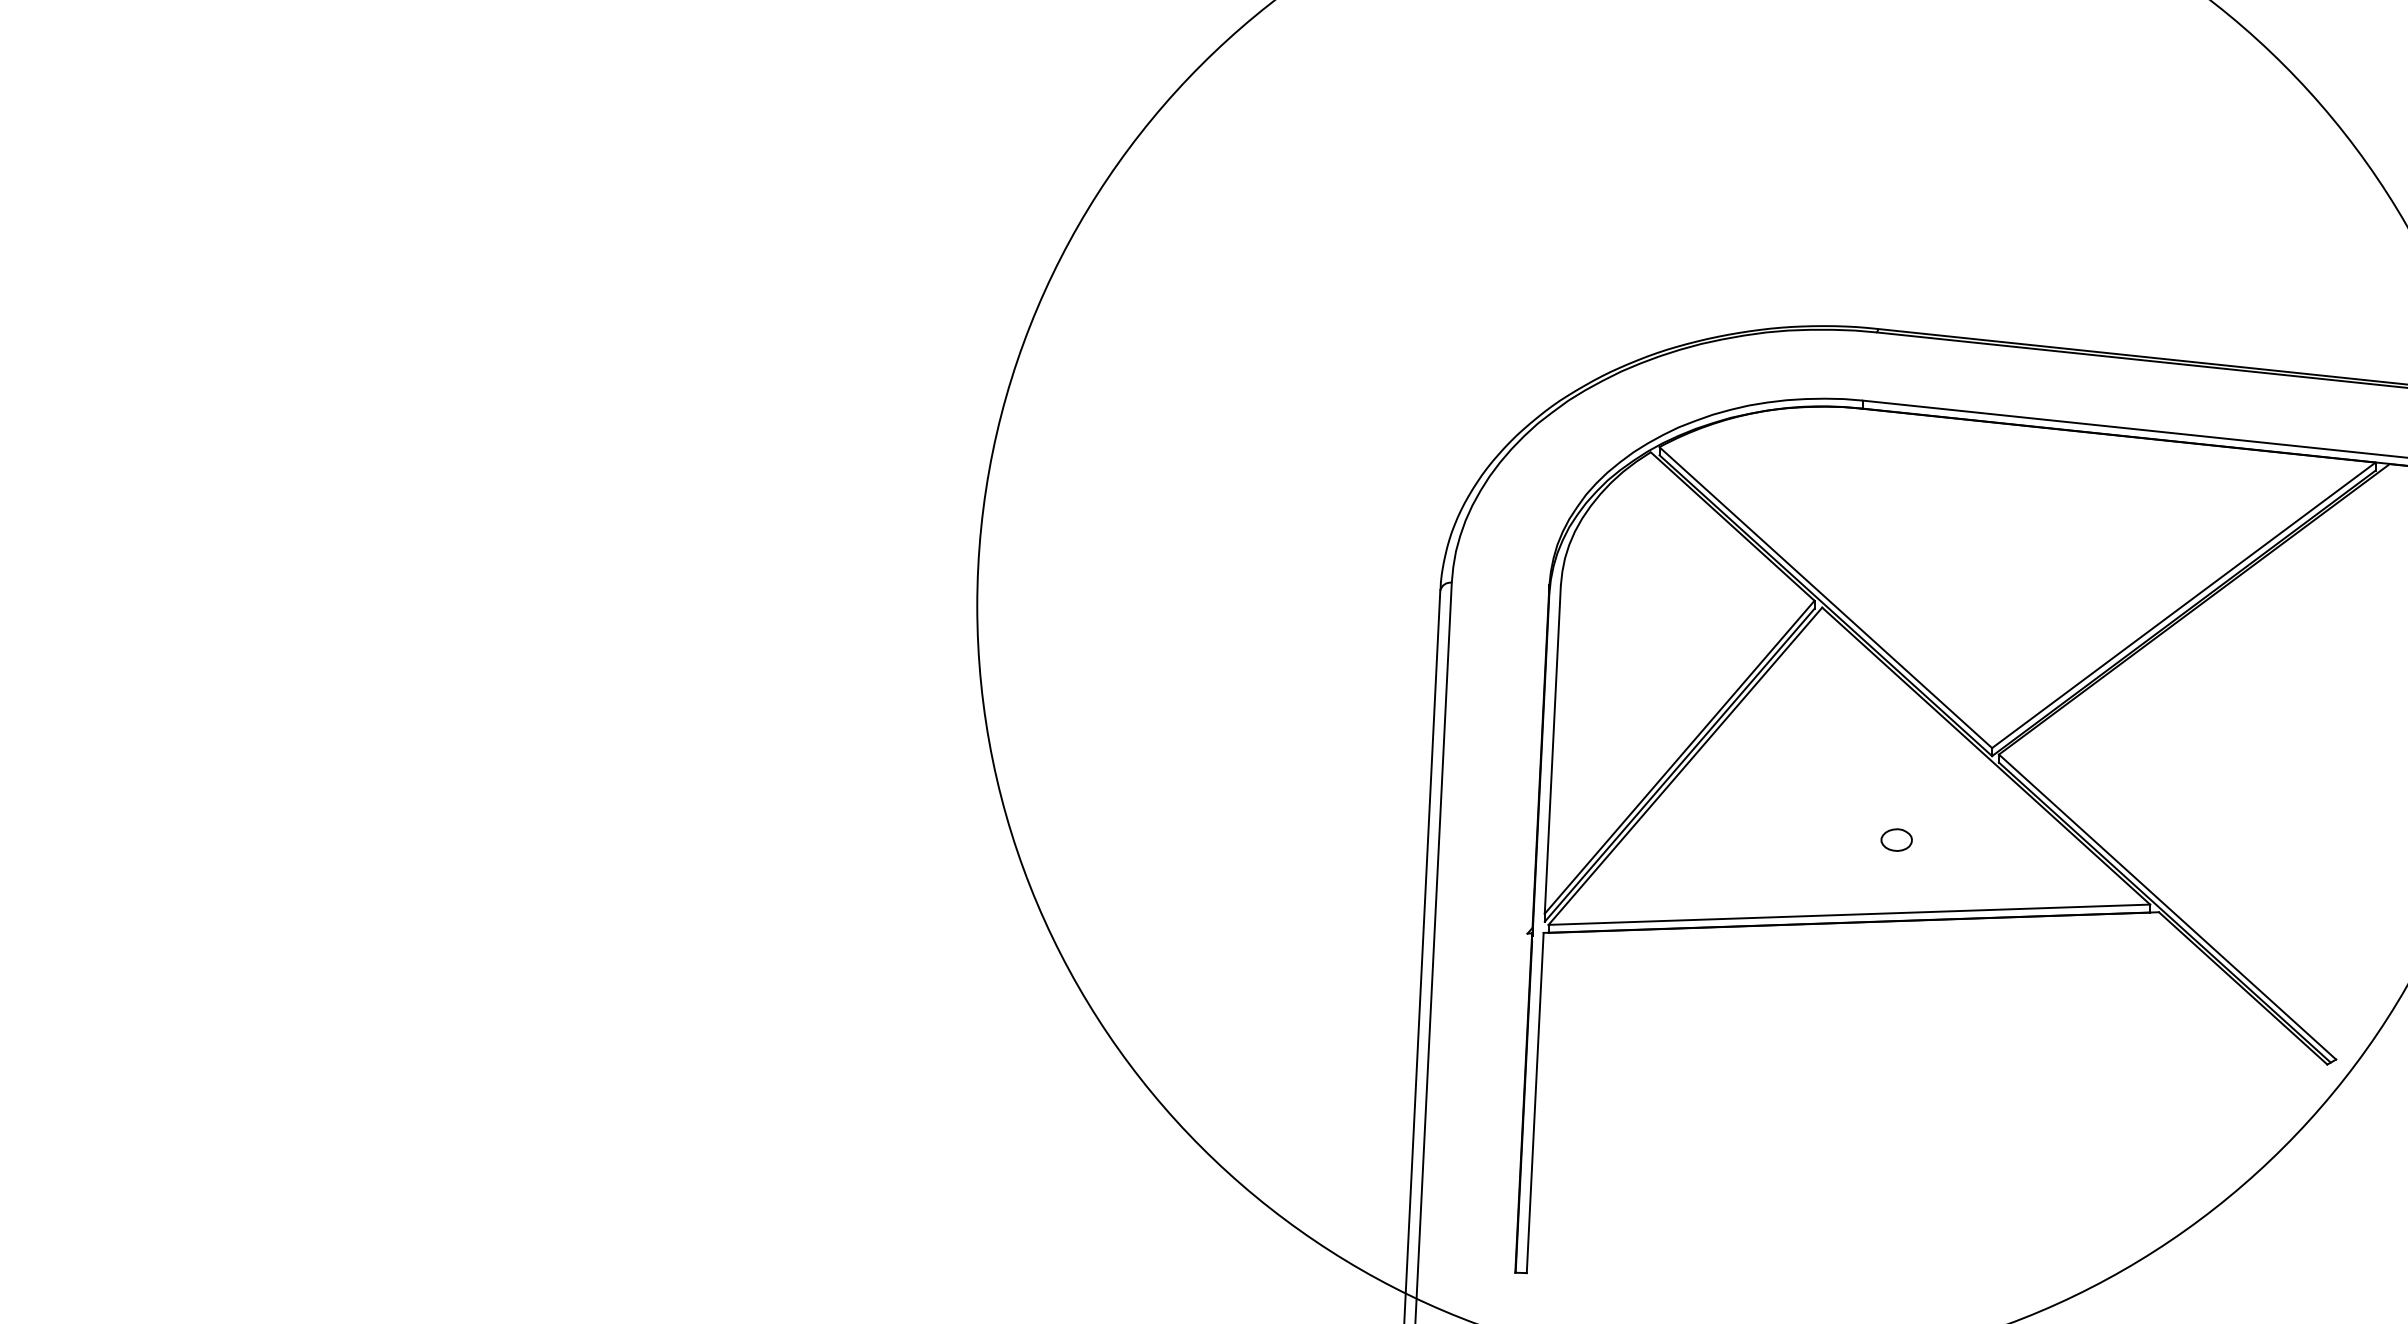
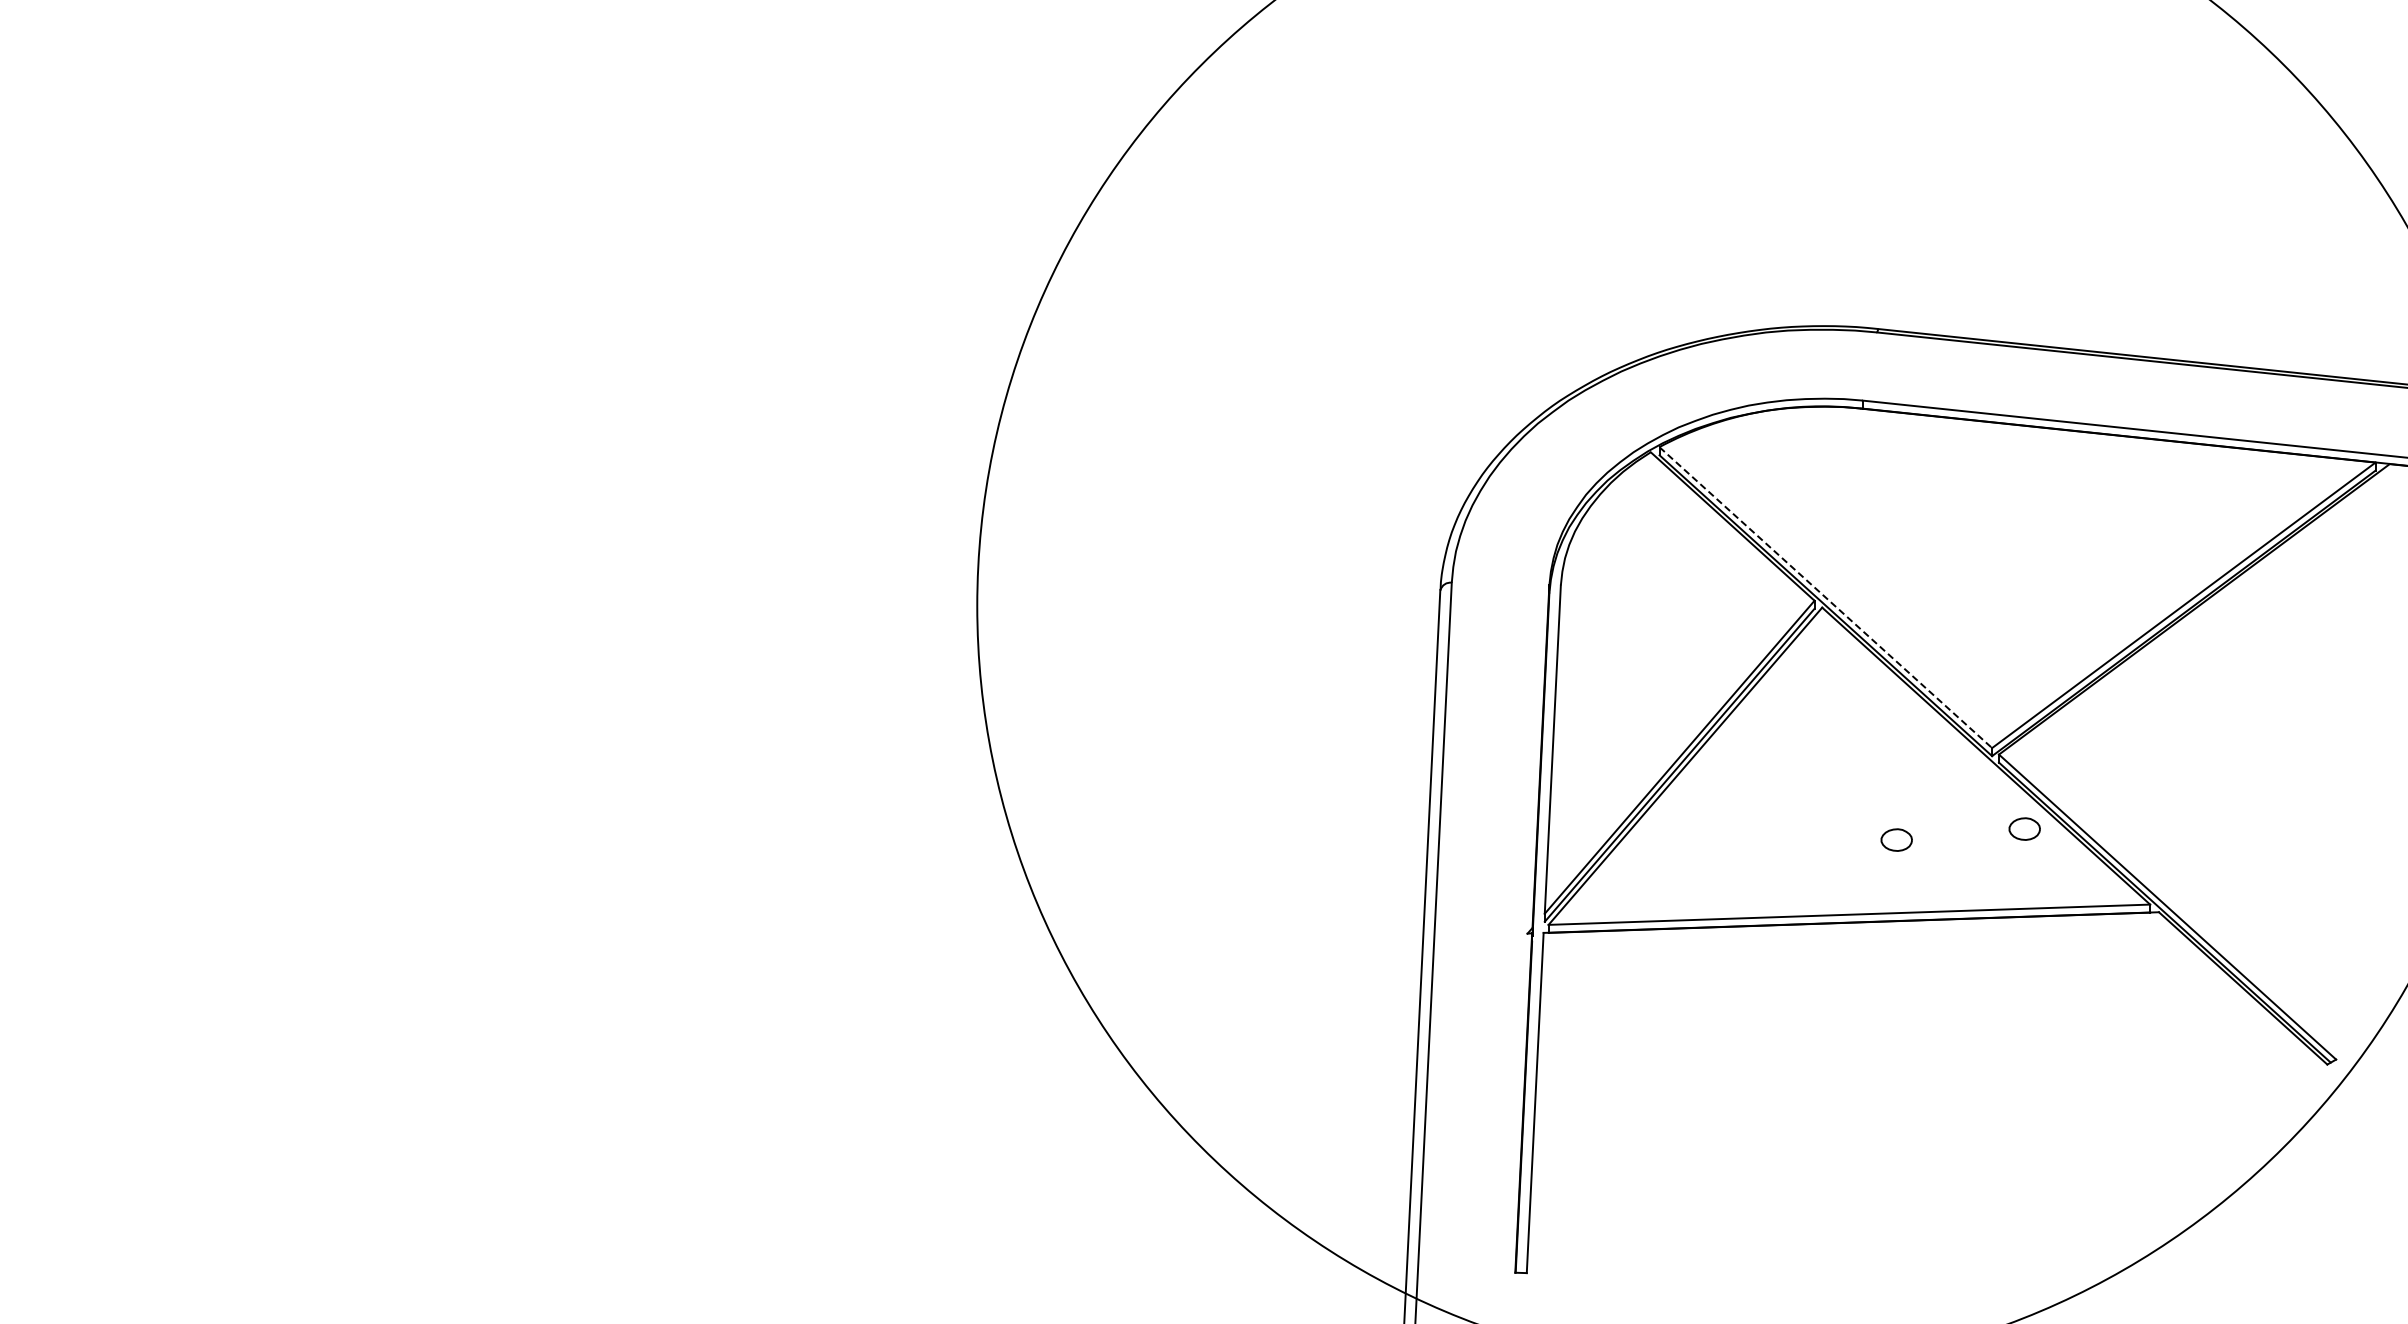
line: solid -> dashed (1826, 598)
part: none -> present (2024, 828)
